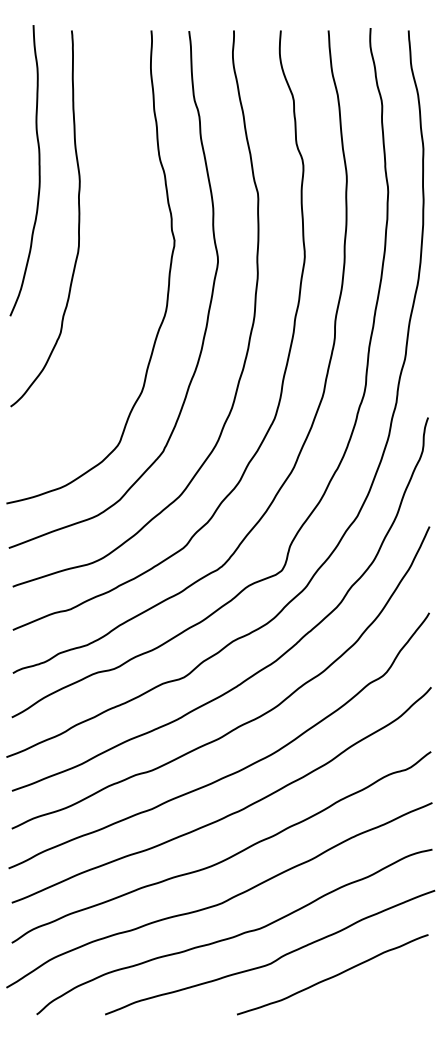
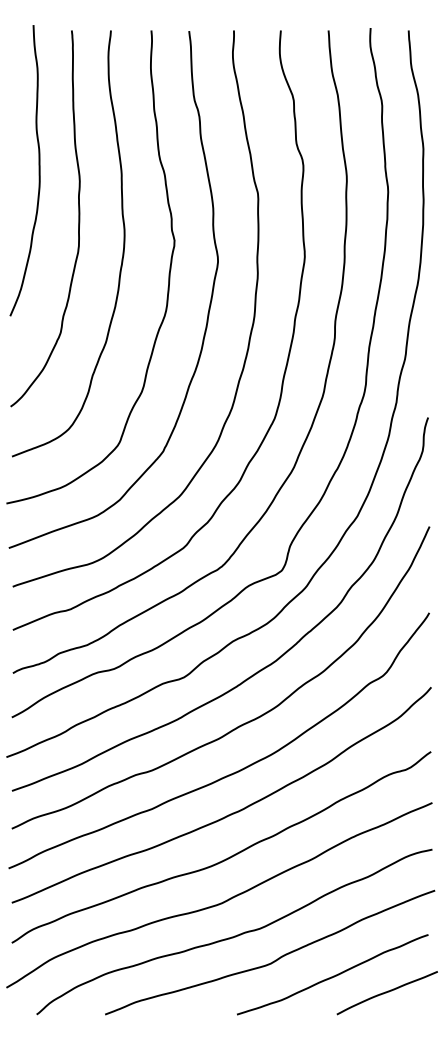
curve: none -> present (122, 250)
curve: none -> present (386, 993)
